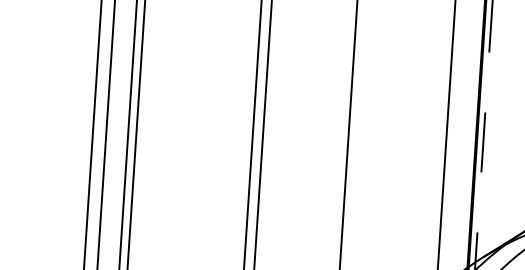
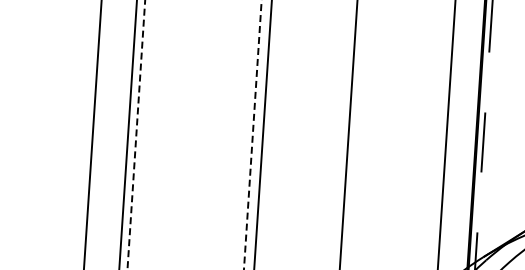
line: present -> none (105, 134)
line: solid -> dashed (136, 134)
line: solid -> dashed (252, 135)
